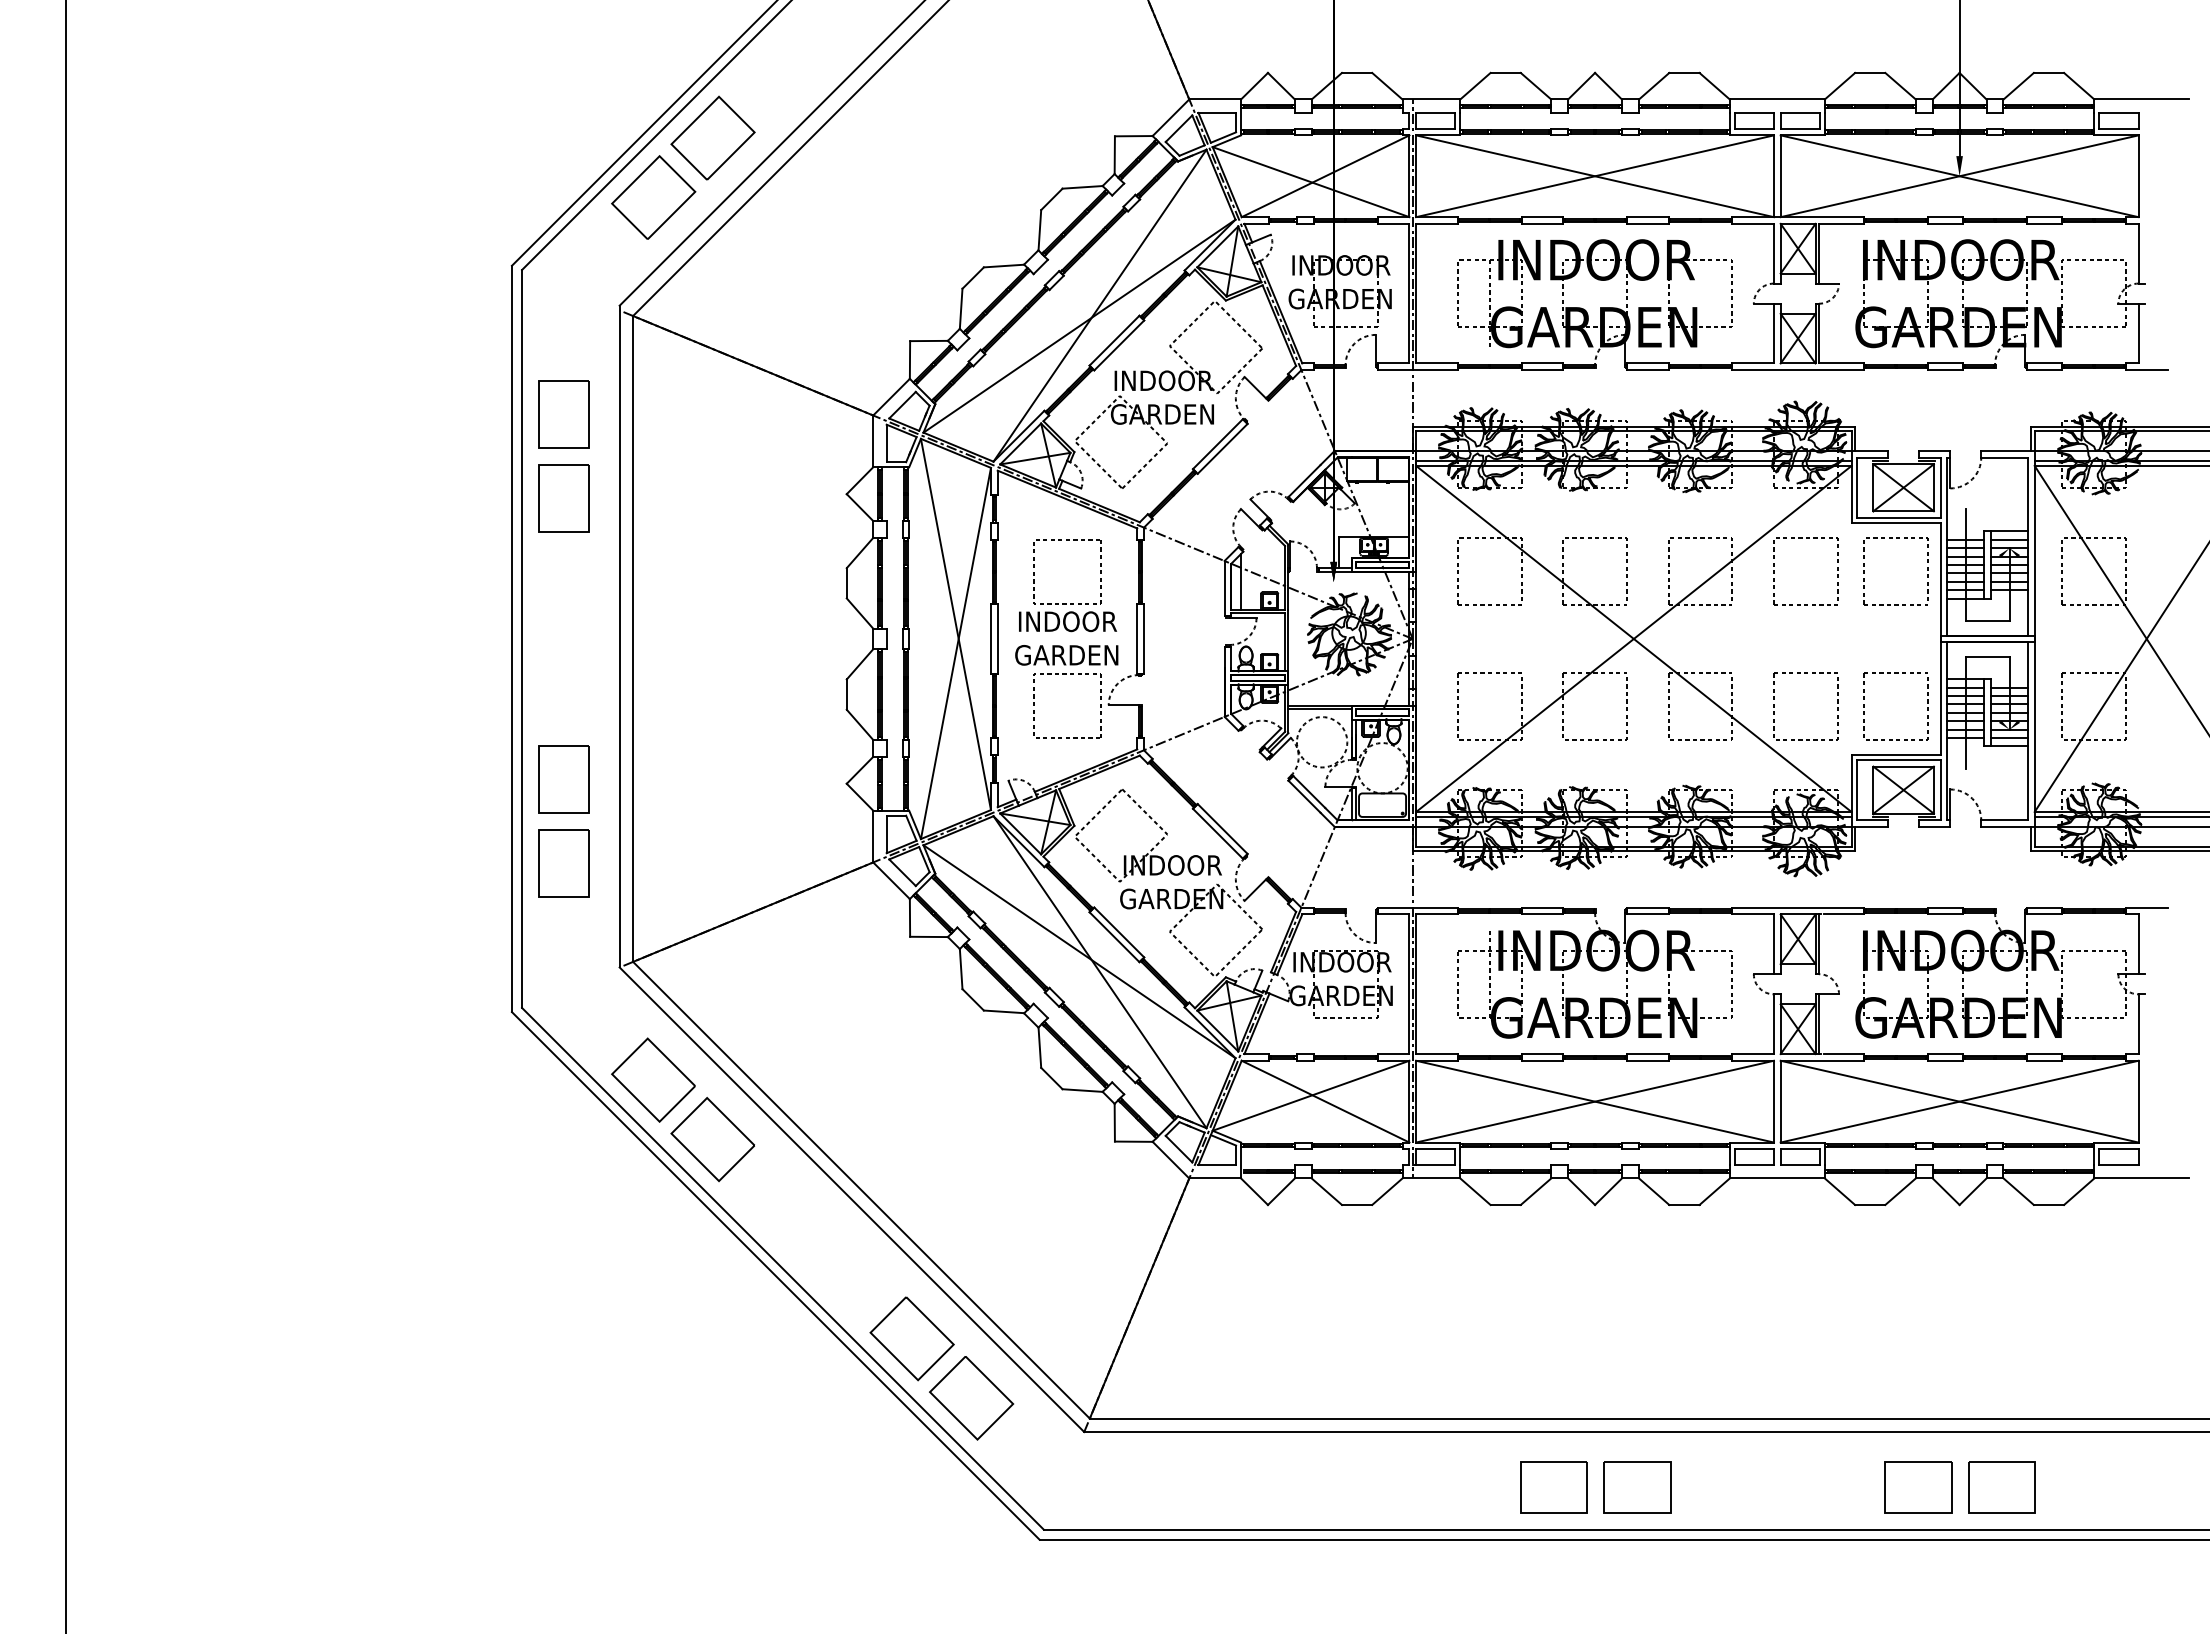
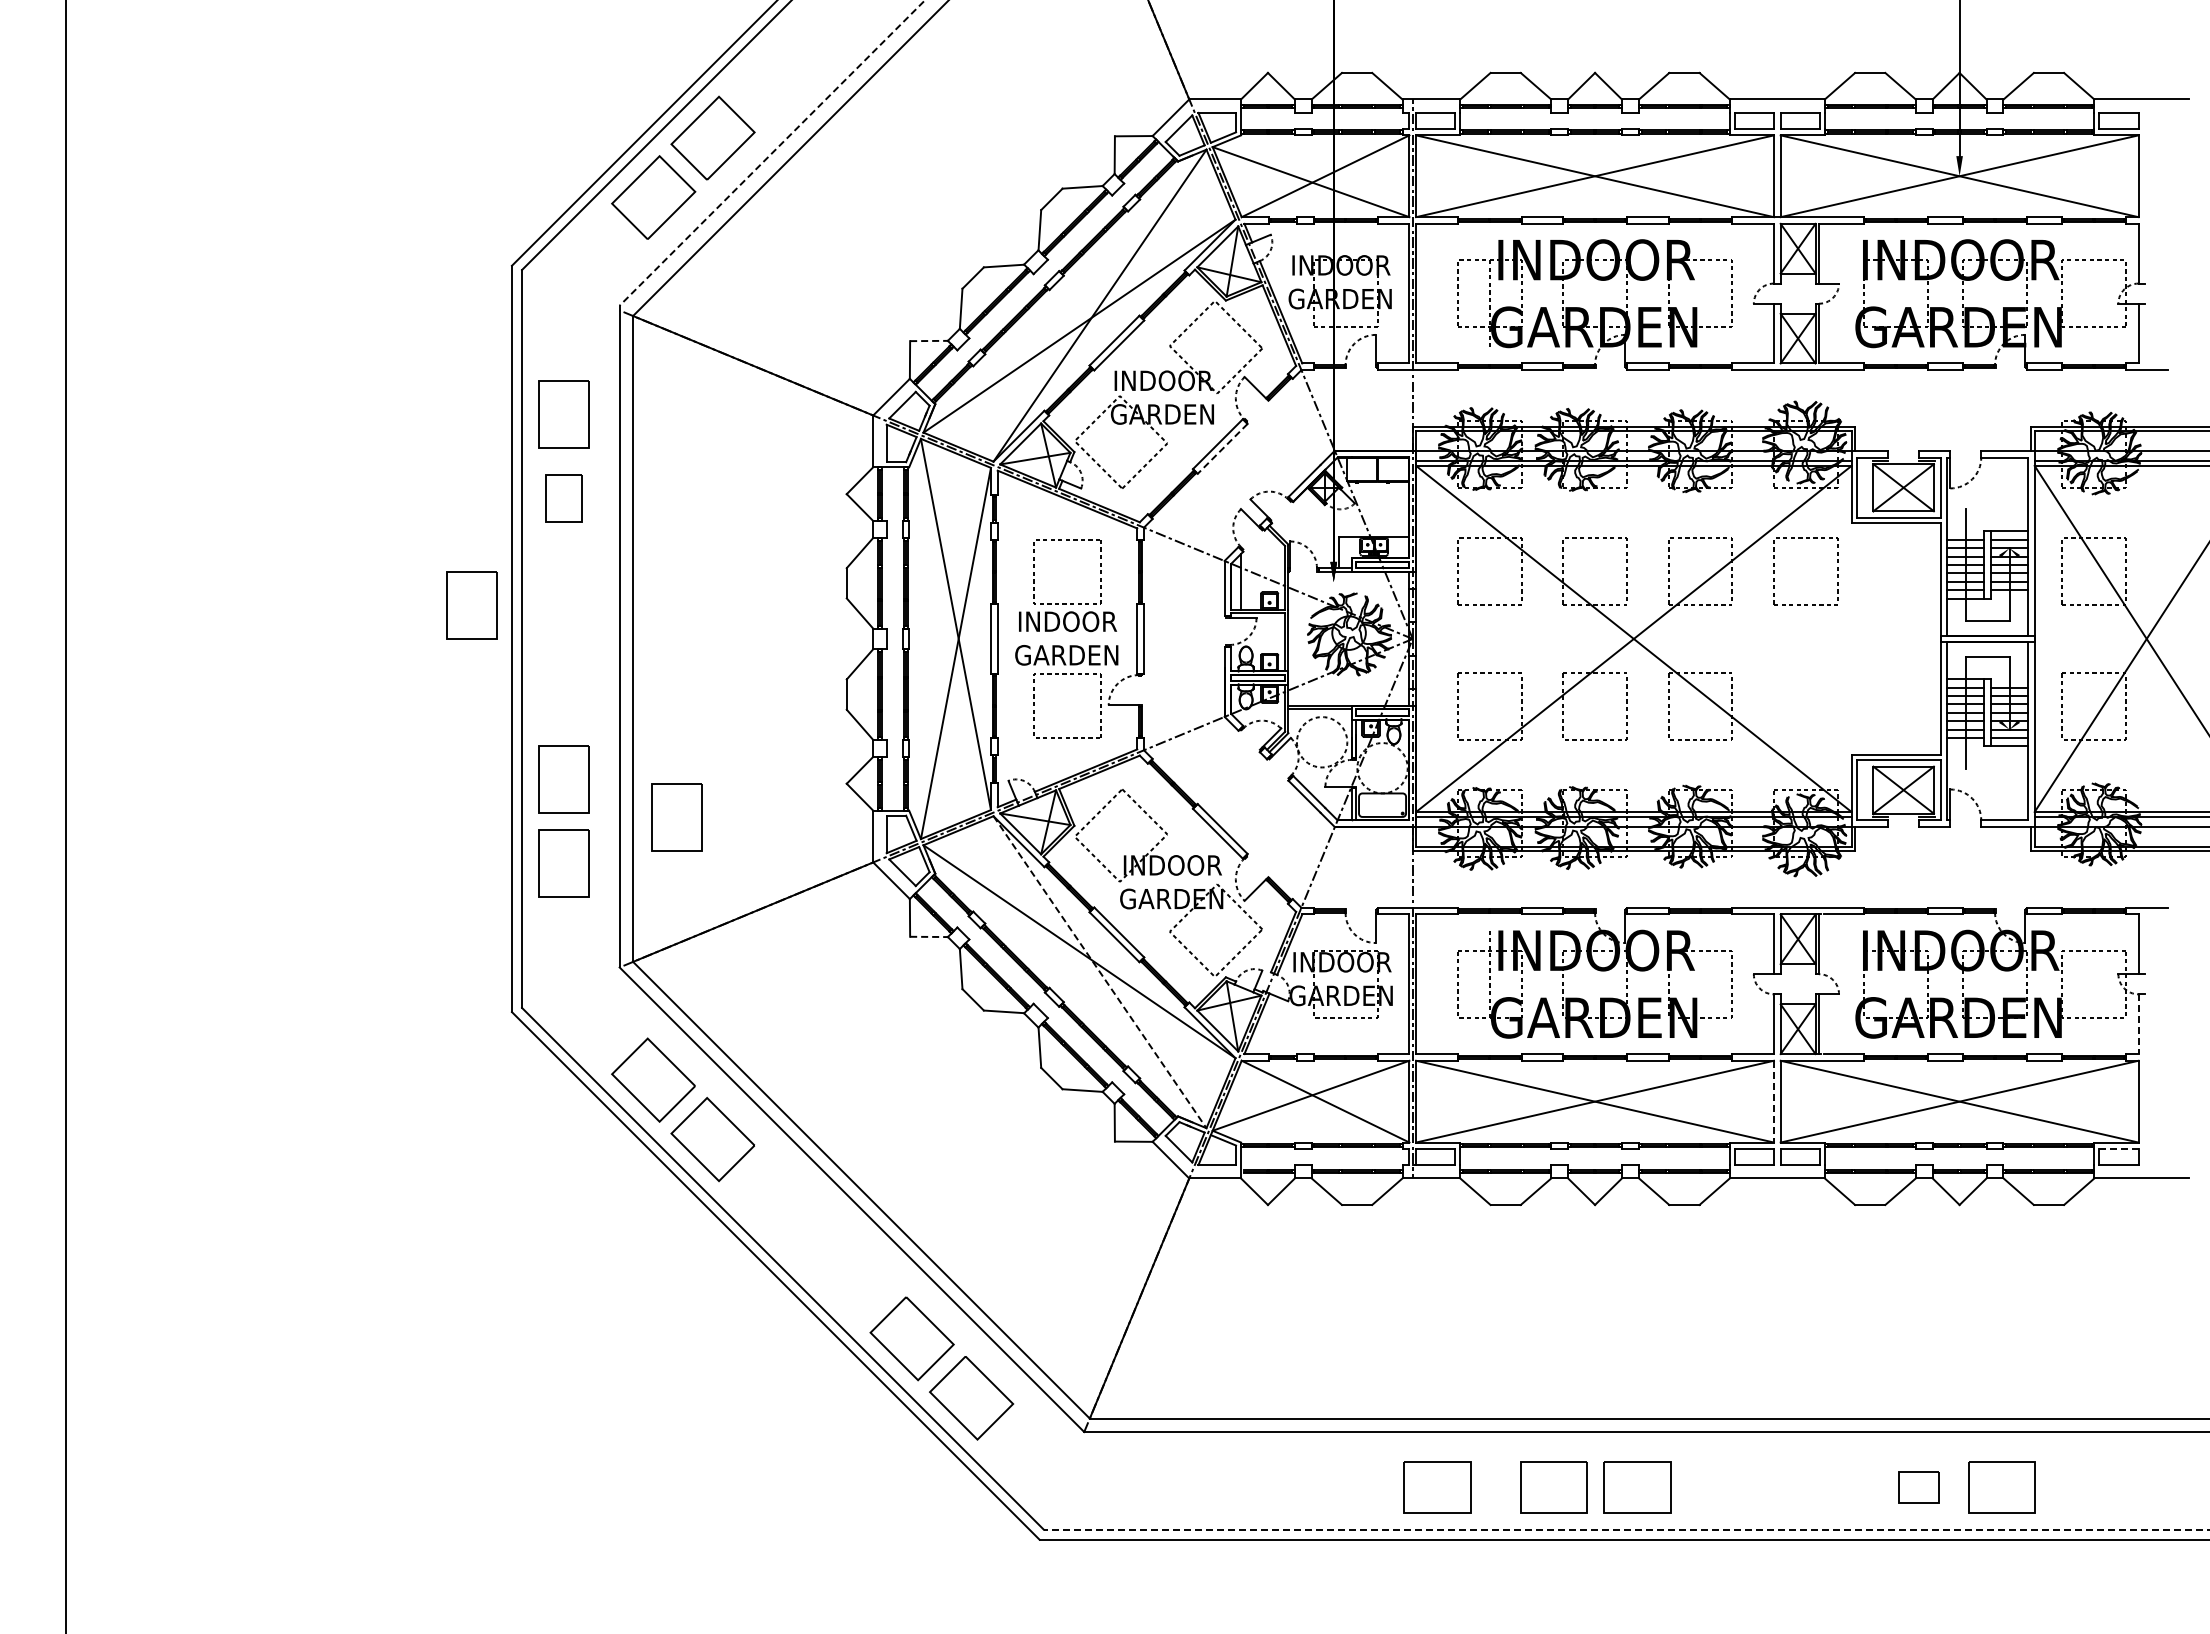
line: solid -> dashed (772, 153)
line: solid -> dashed (929, 341)
line: solid -> dashed (1222, 449)
part size: 52x69 px -> 38x49 px (563, 498)
part: present -> none (1864, 571)
part: none -> present (471, 605)
part: present -> none (1774, 706)
part: present -> none (1864, 706)
part: none -> present (676, 817)
line: solid -> dashed (929, 936)
line: solid -> dashed (1100, 972)
line: solid -> dashed (2138, 1024)
line: solid -> dashed (1773, 1101)
line: solid -> dashed (2118, 1149)
part: none -> present (1437, 1487)
part size: 69x53 px -> 42x33 px (1918, 1487)
line: solid -> dashed (1626, 1529)
